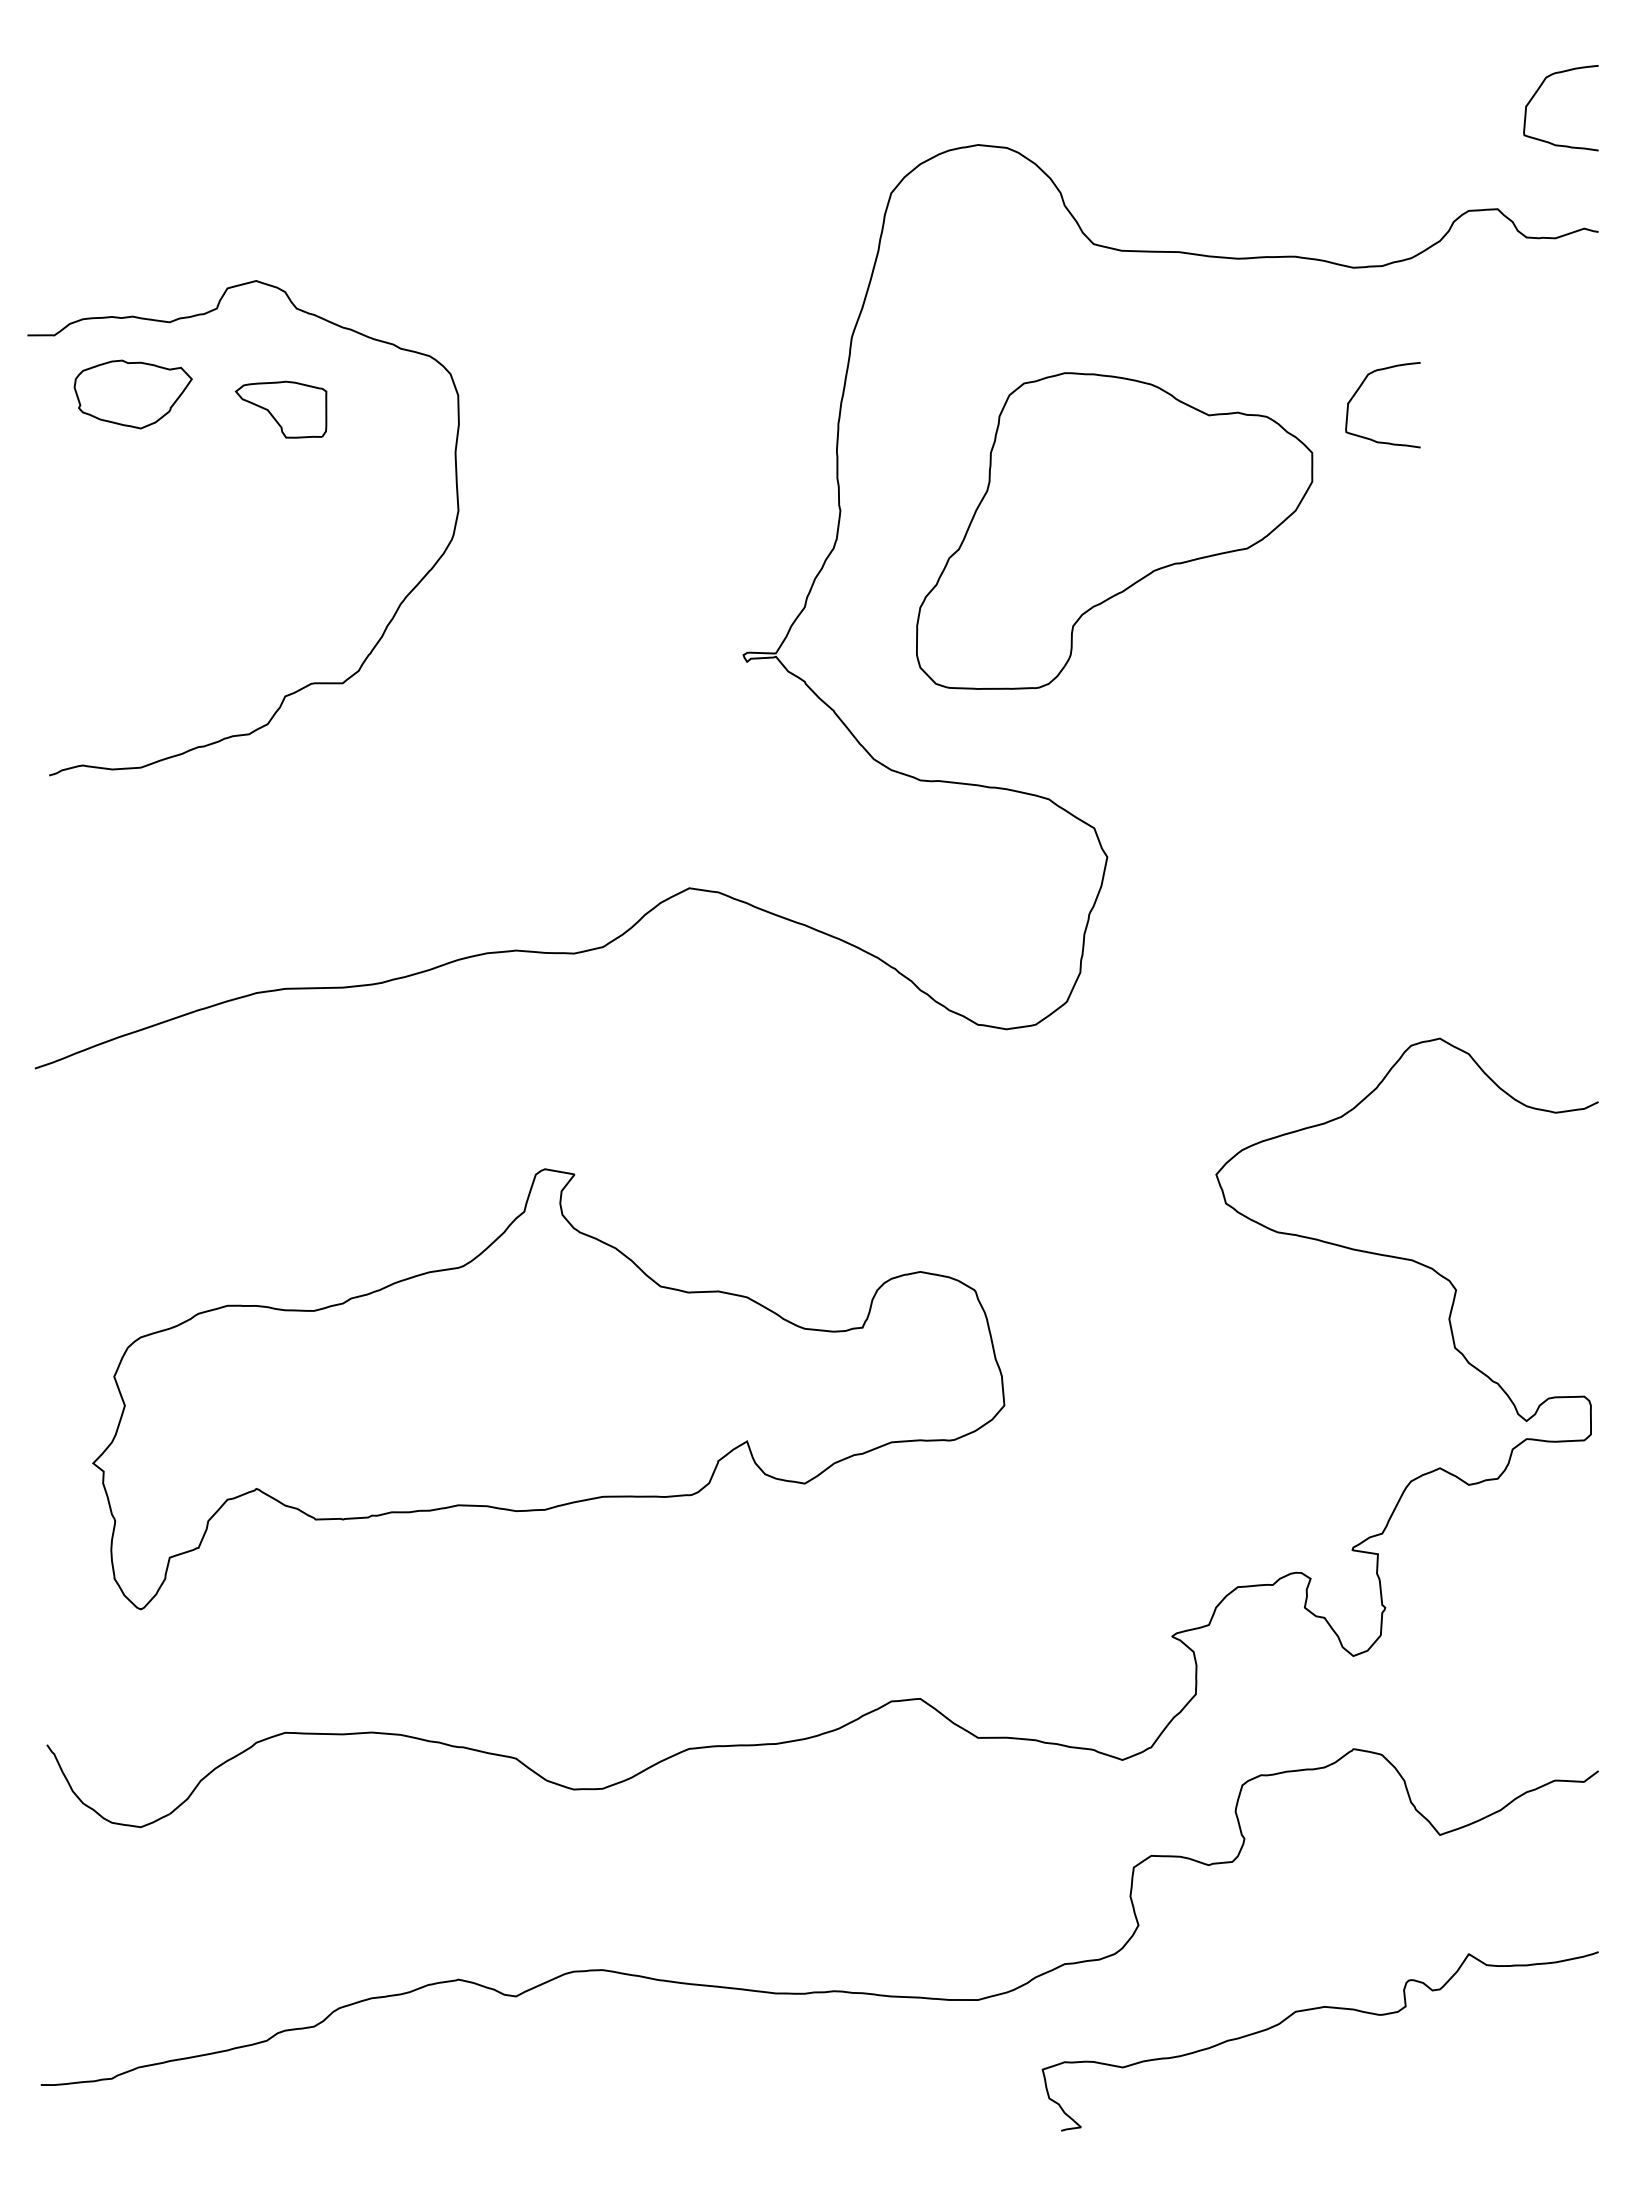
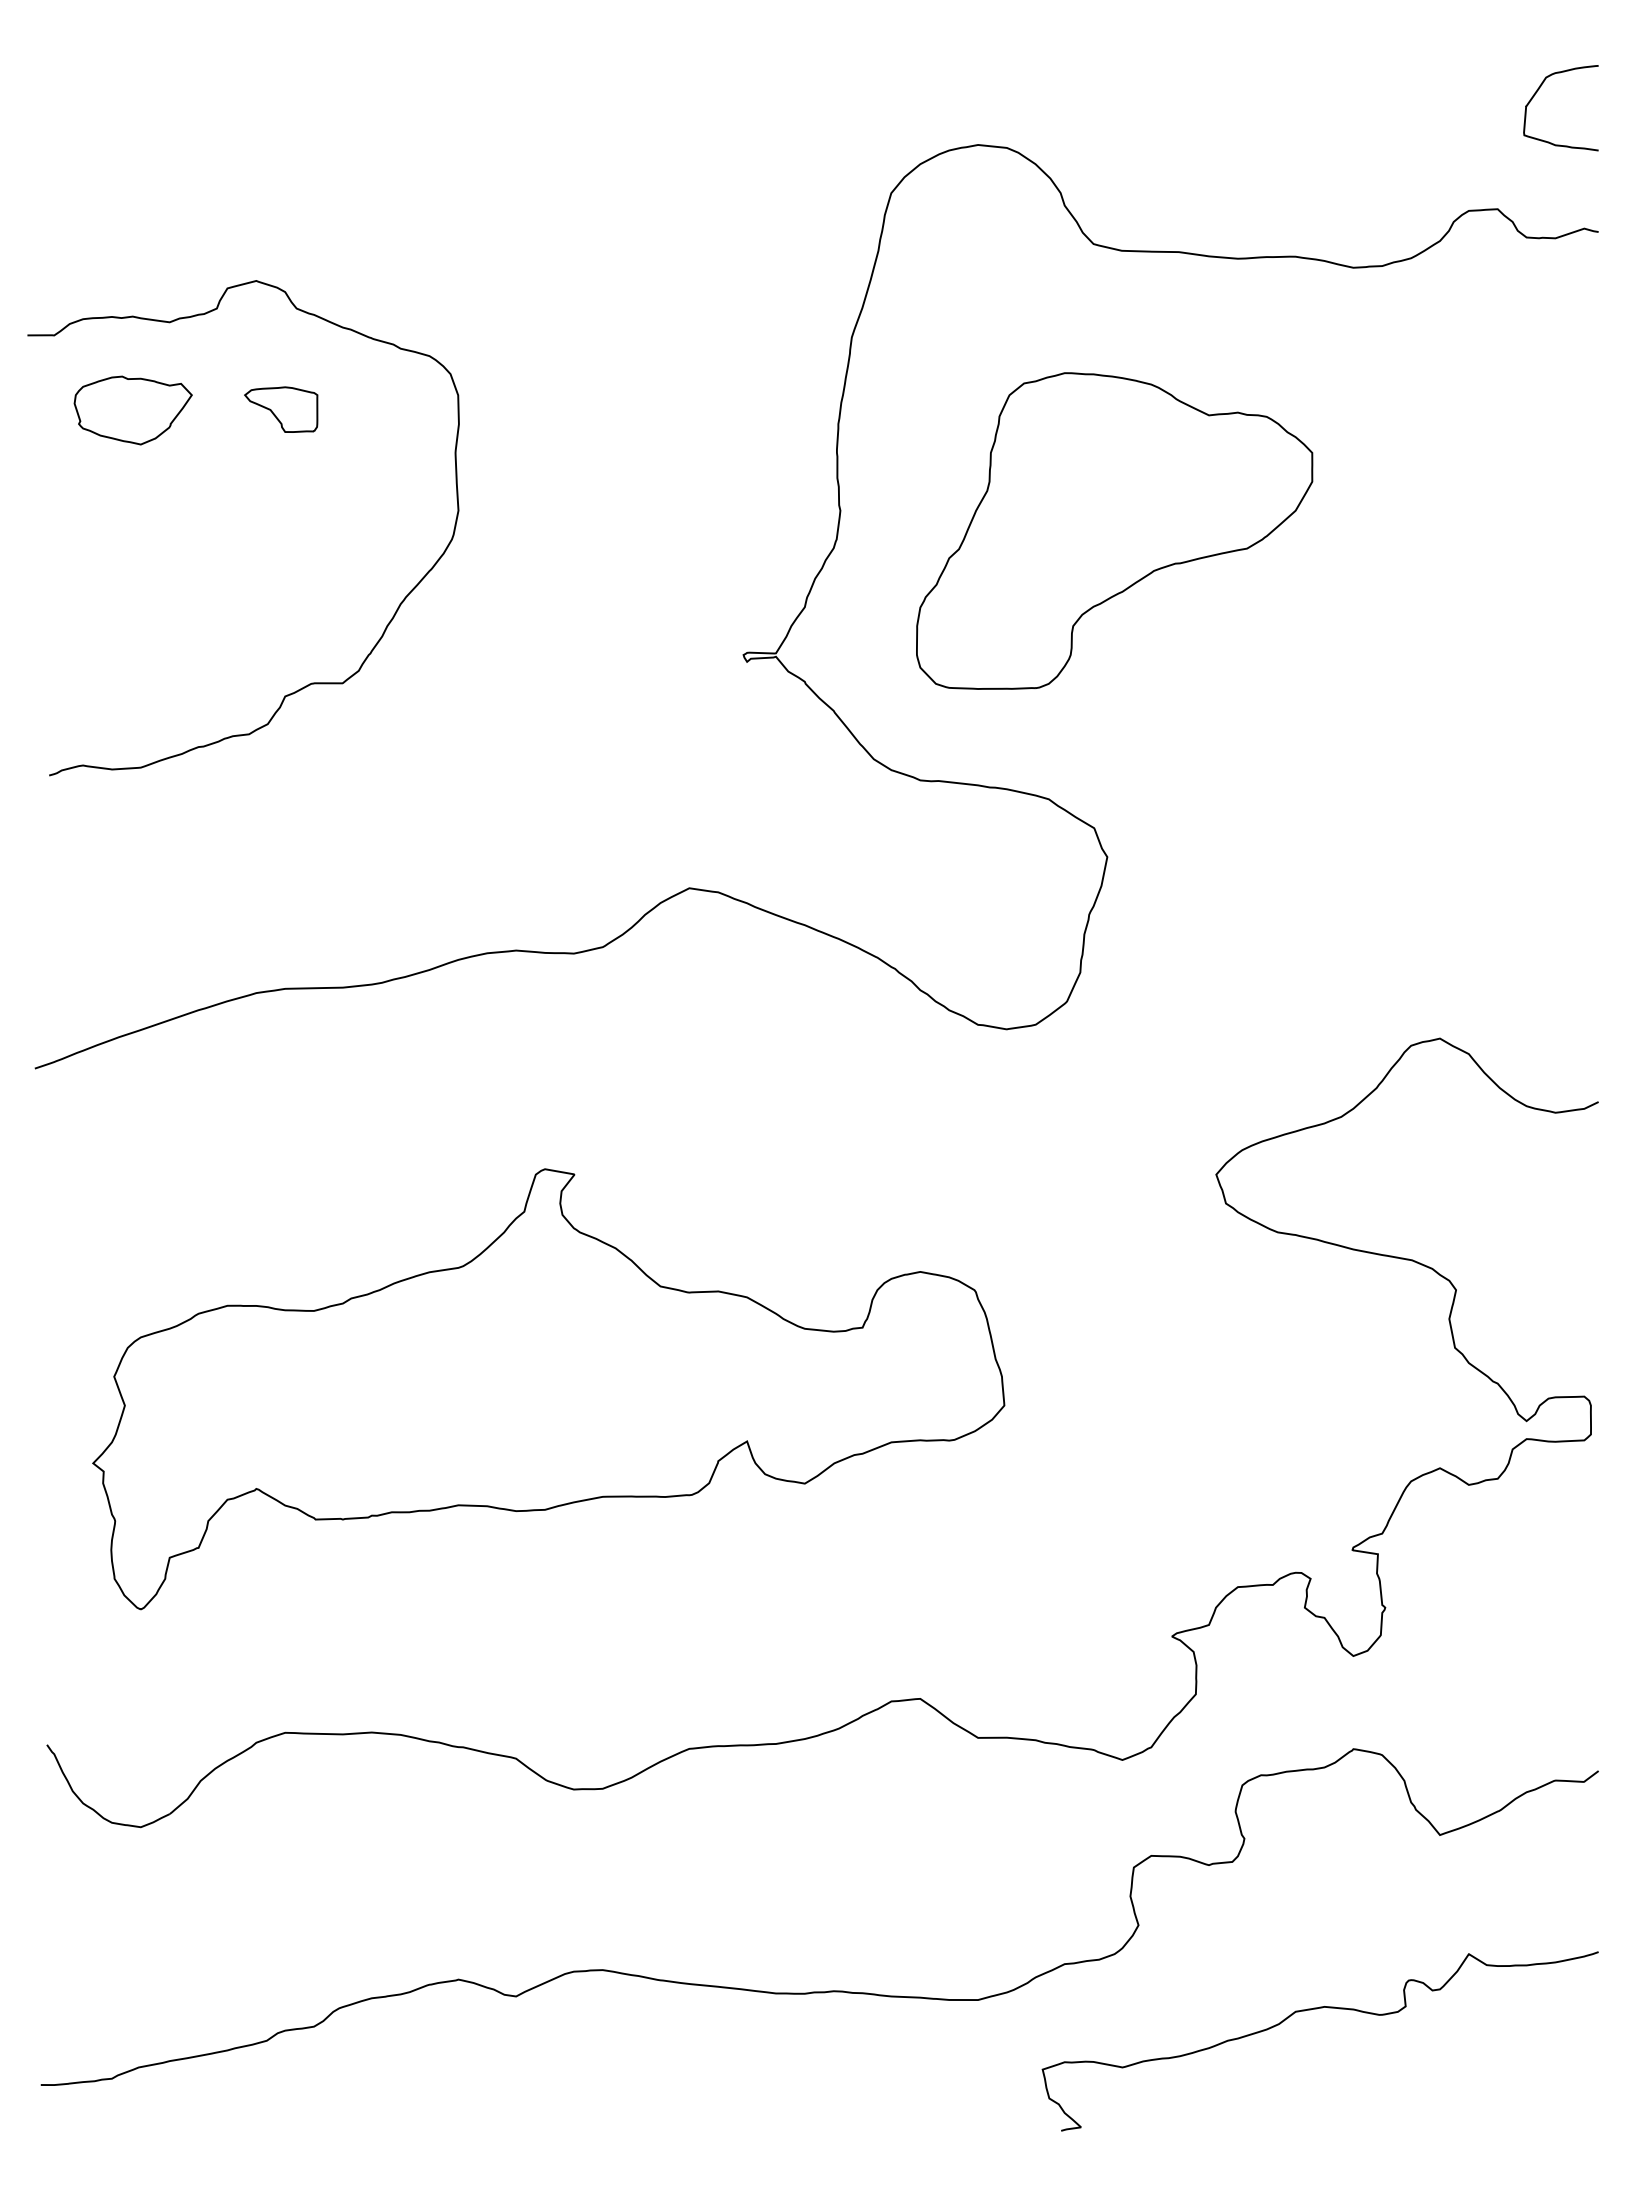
curve: present -> none (1359, 389)
part position: (132, 394) -> (132, 410) (132, 410)
part size: 94x59 px -> 75x47 px (281, 409)
